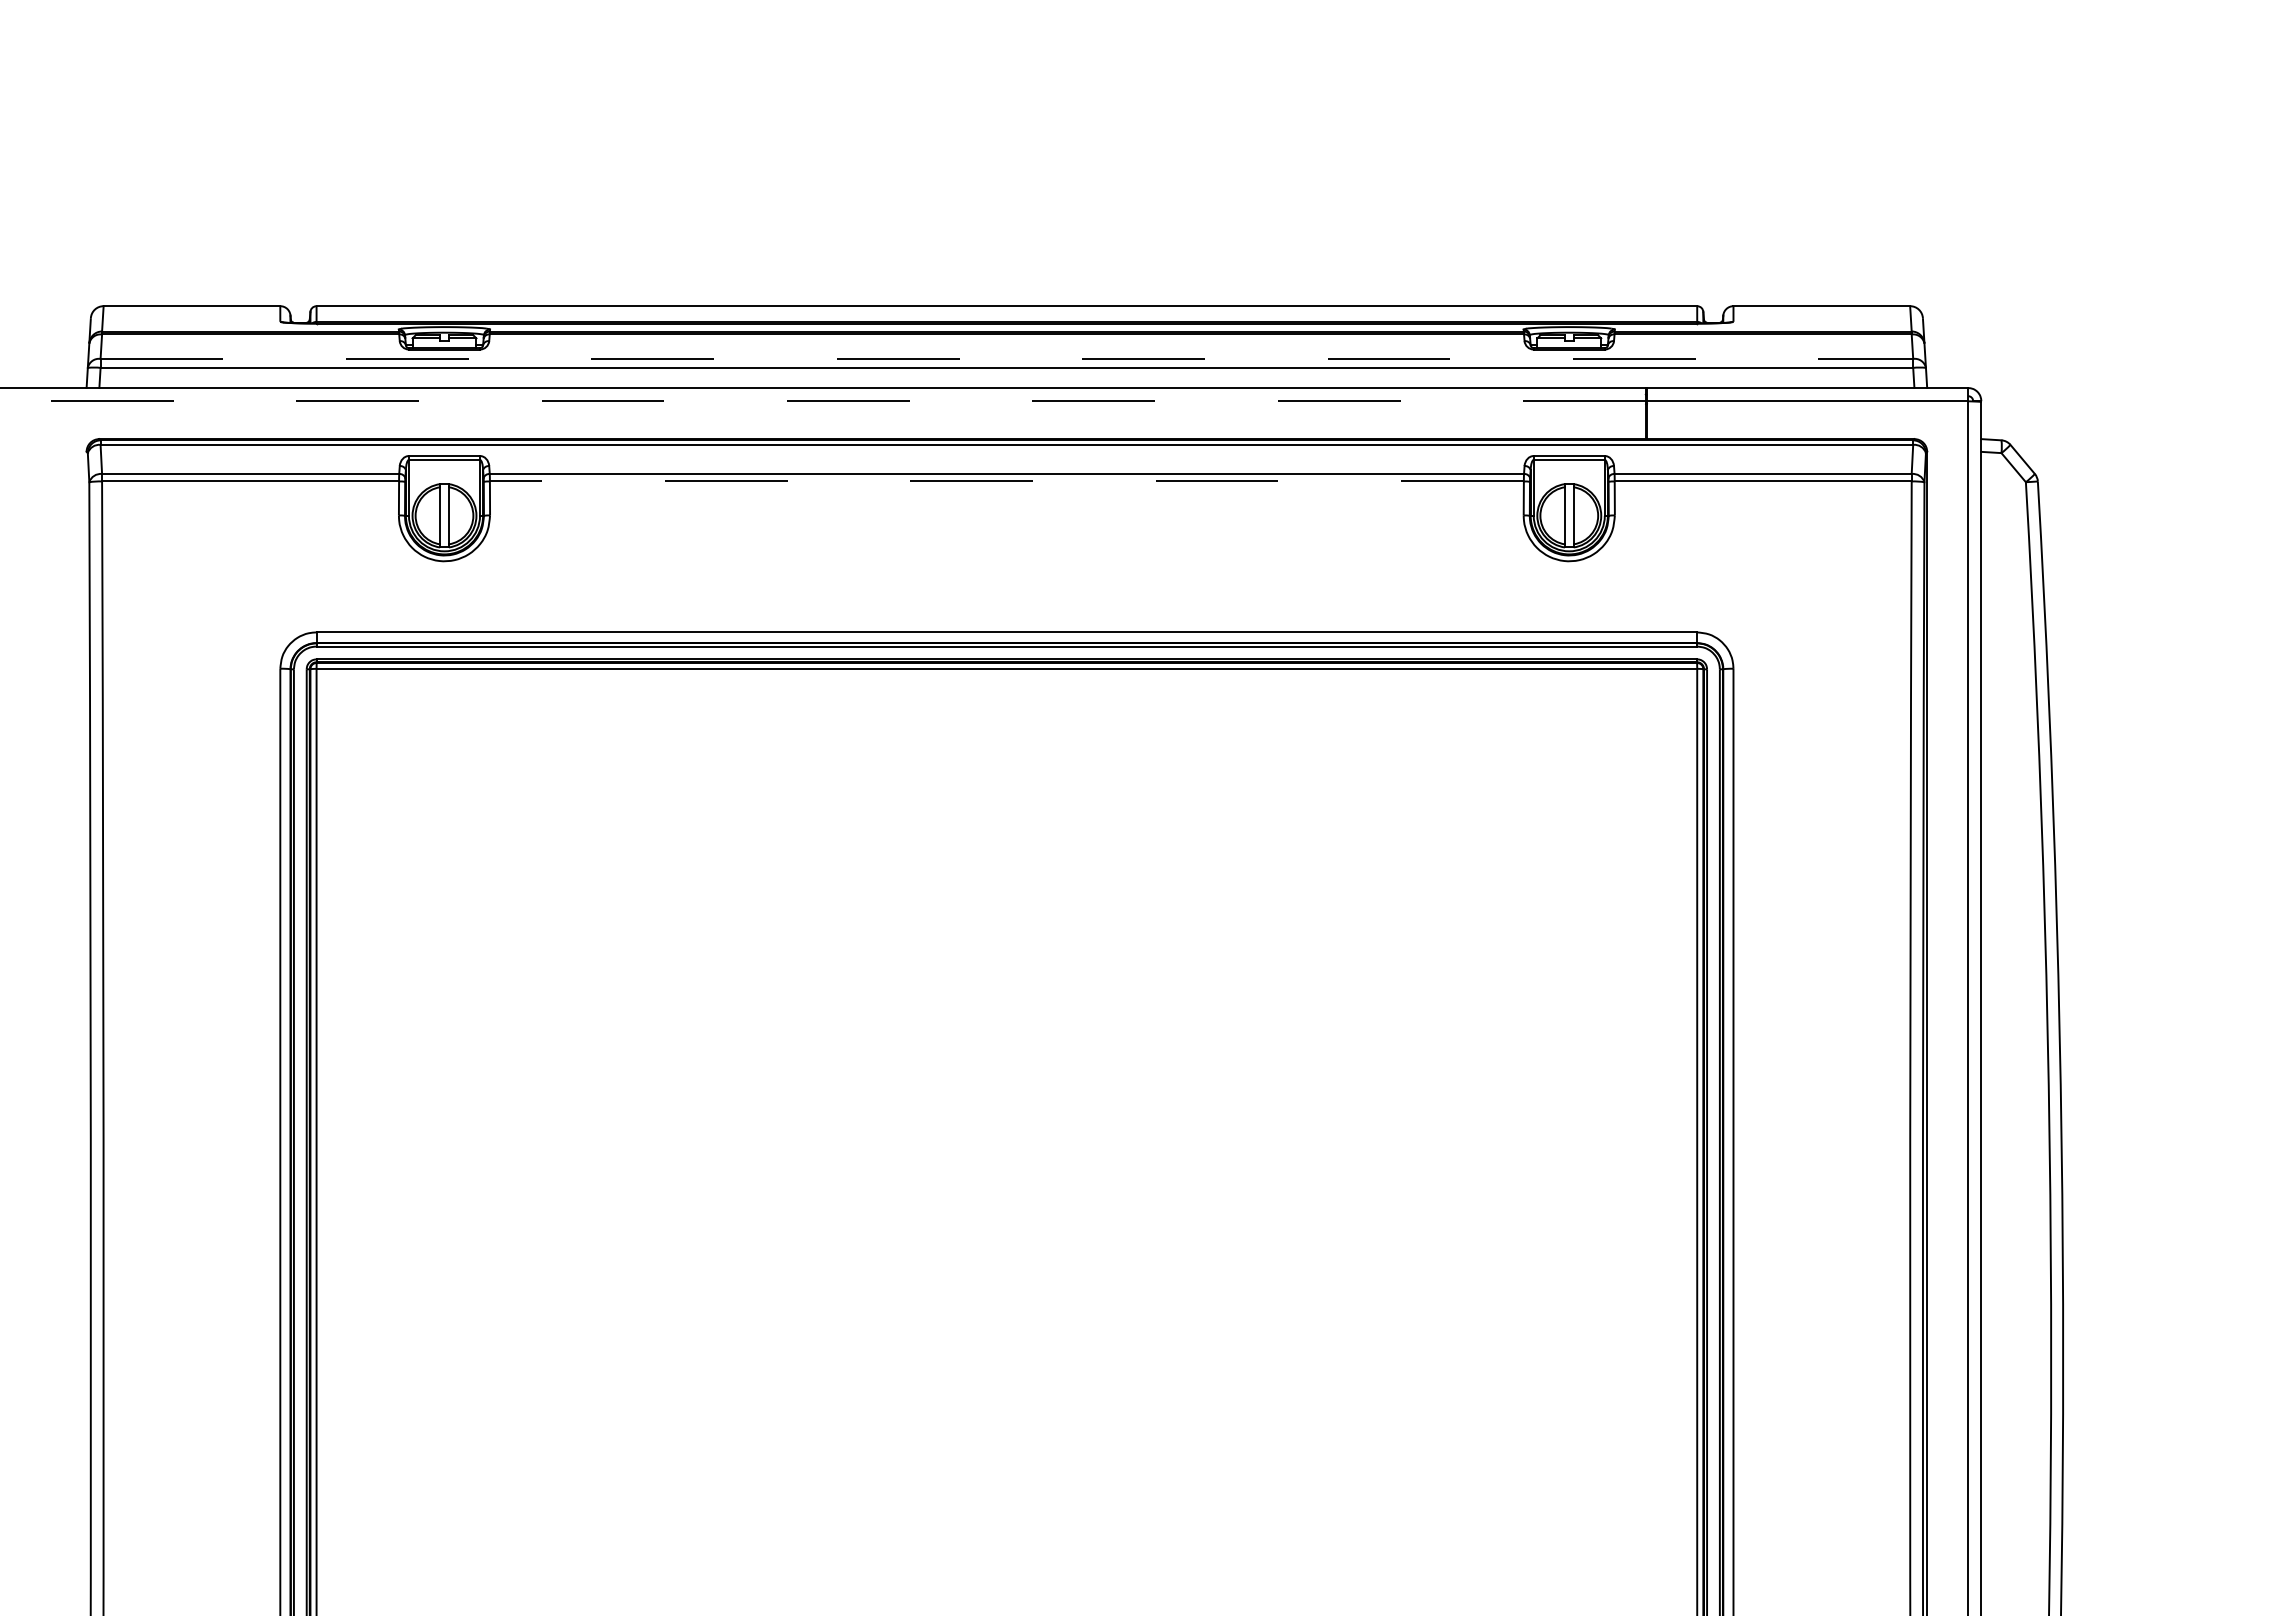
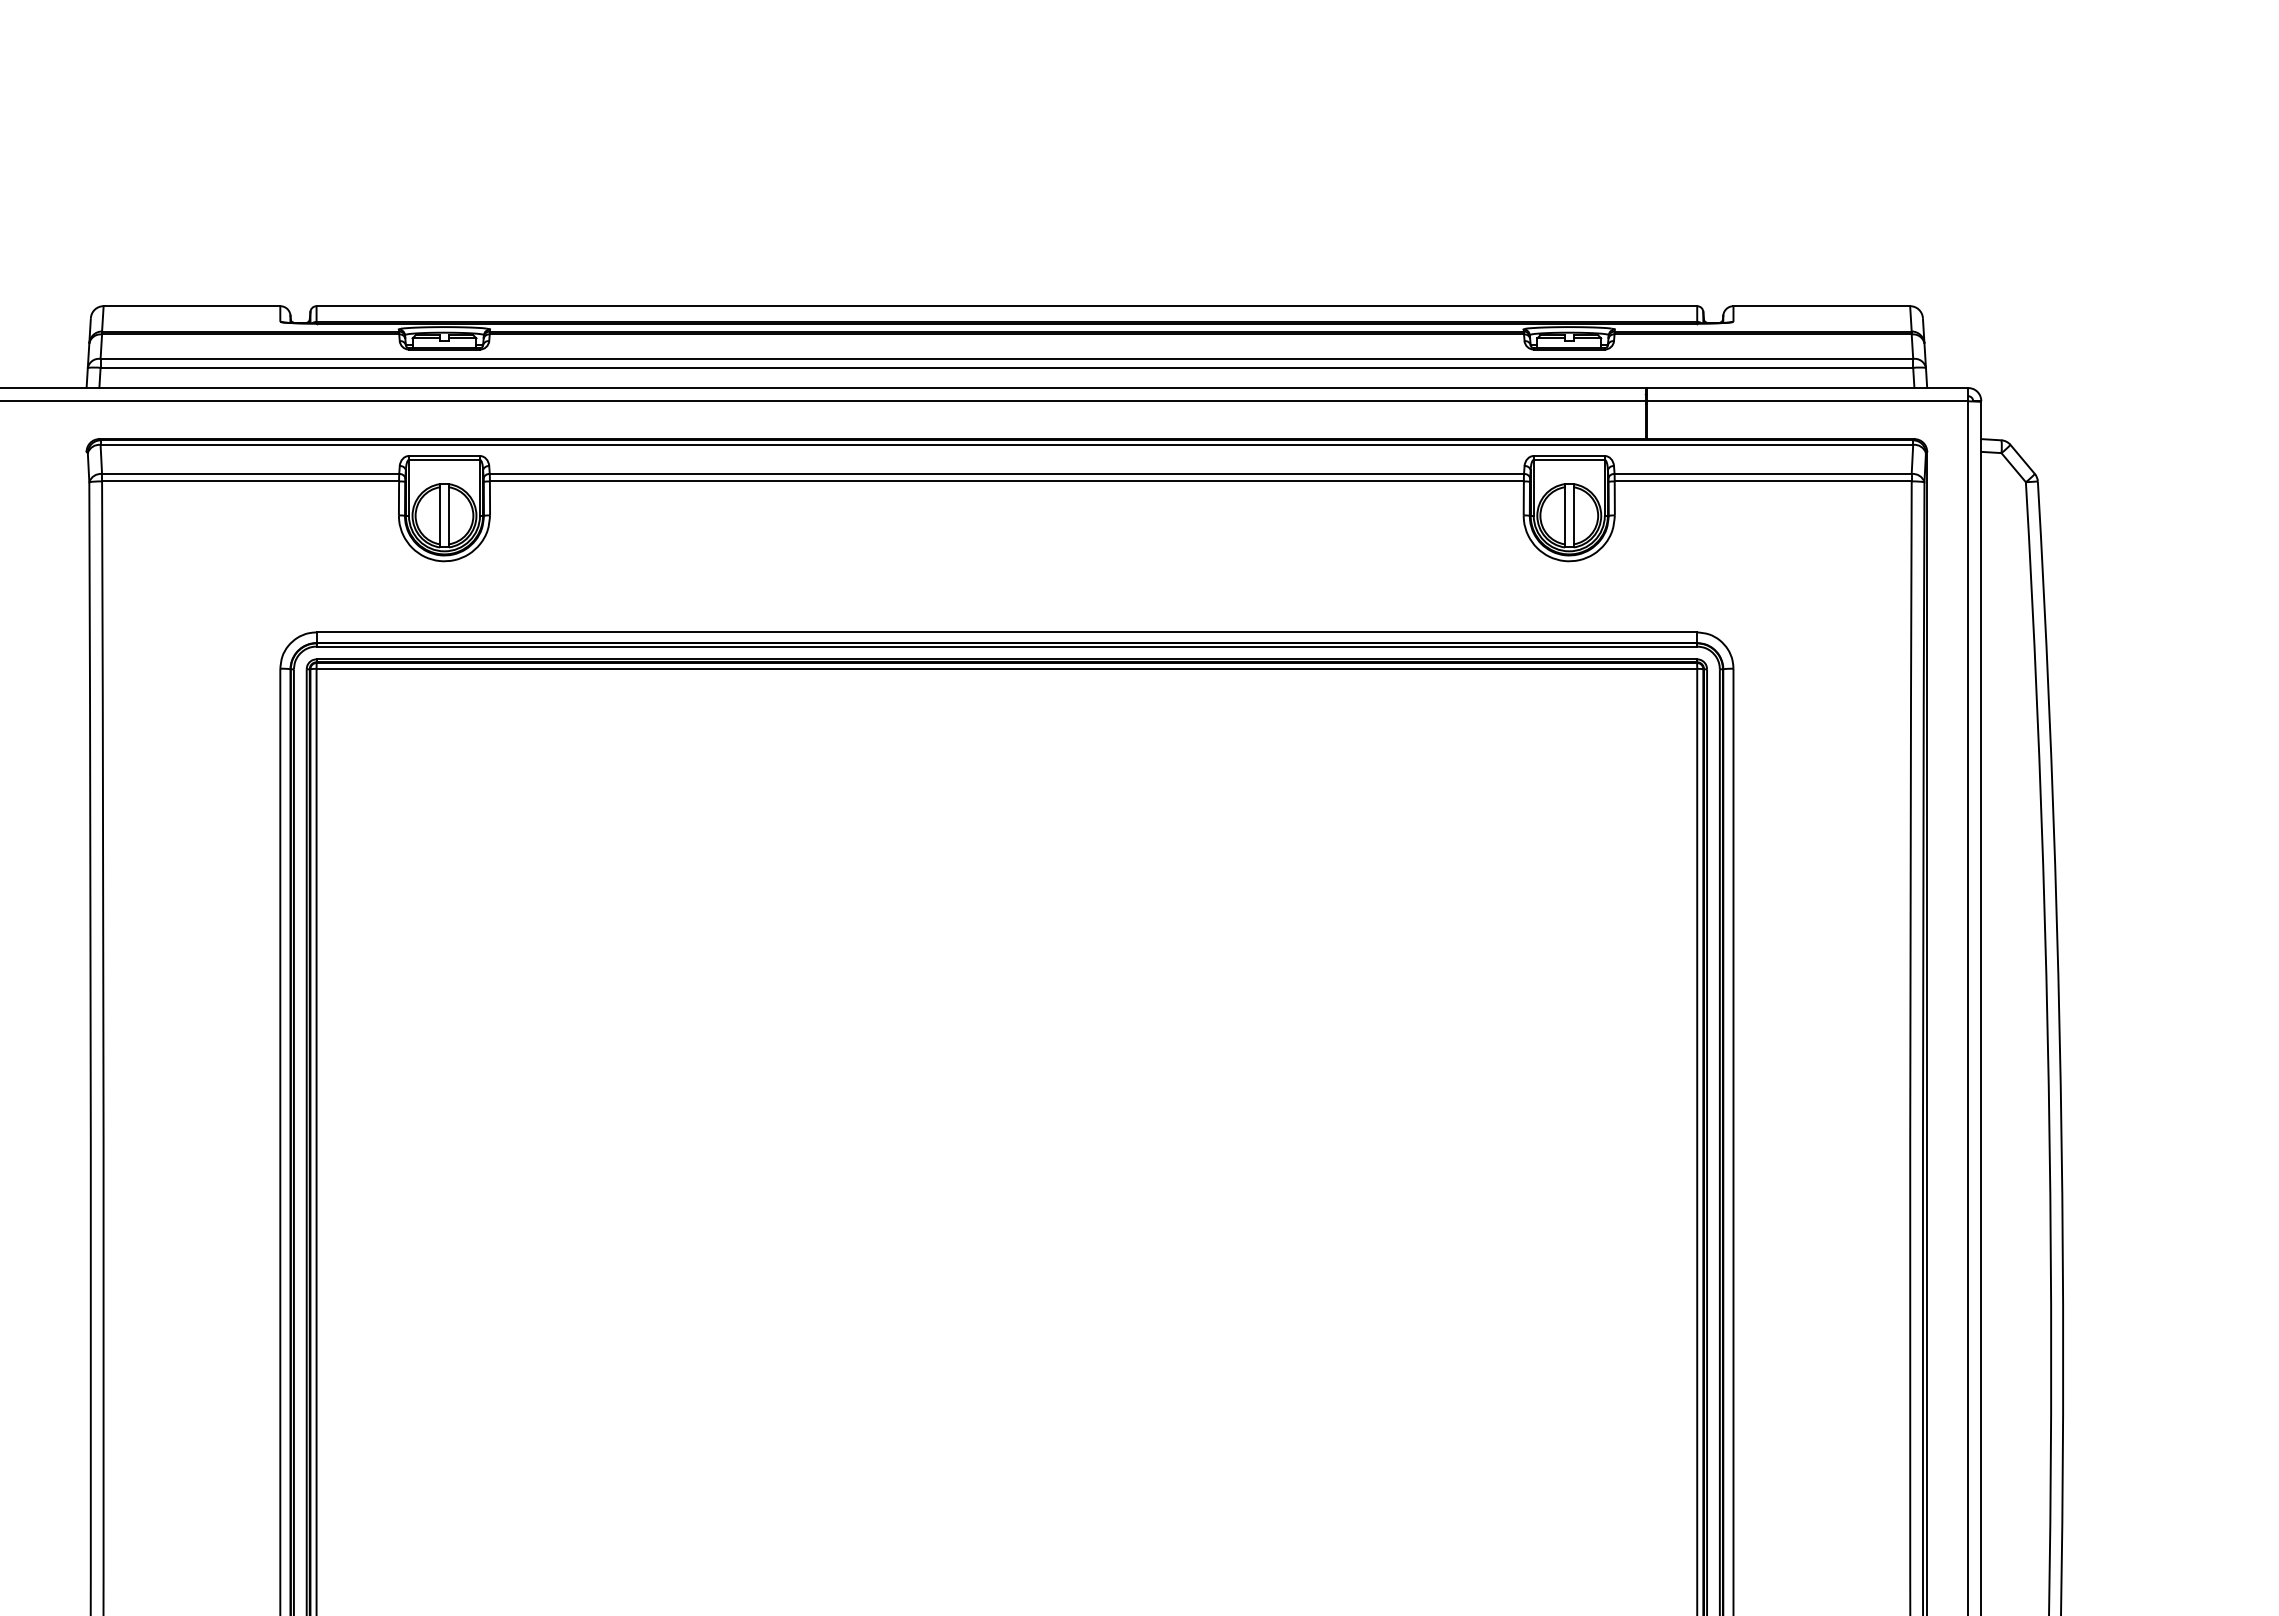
line: dashed -> solid (1007, 358)
line: dashed -> solid (823, 401)
line: dashed -> solid (1006, 481)
